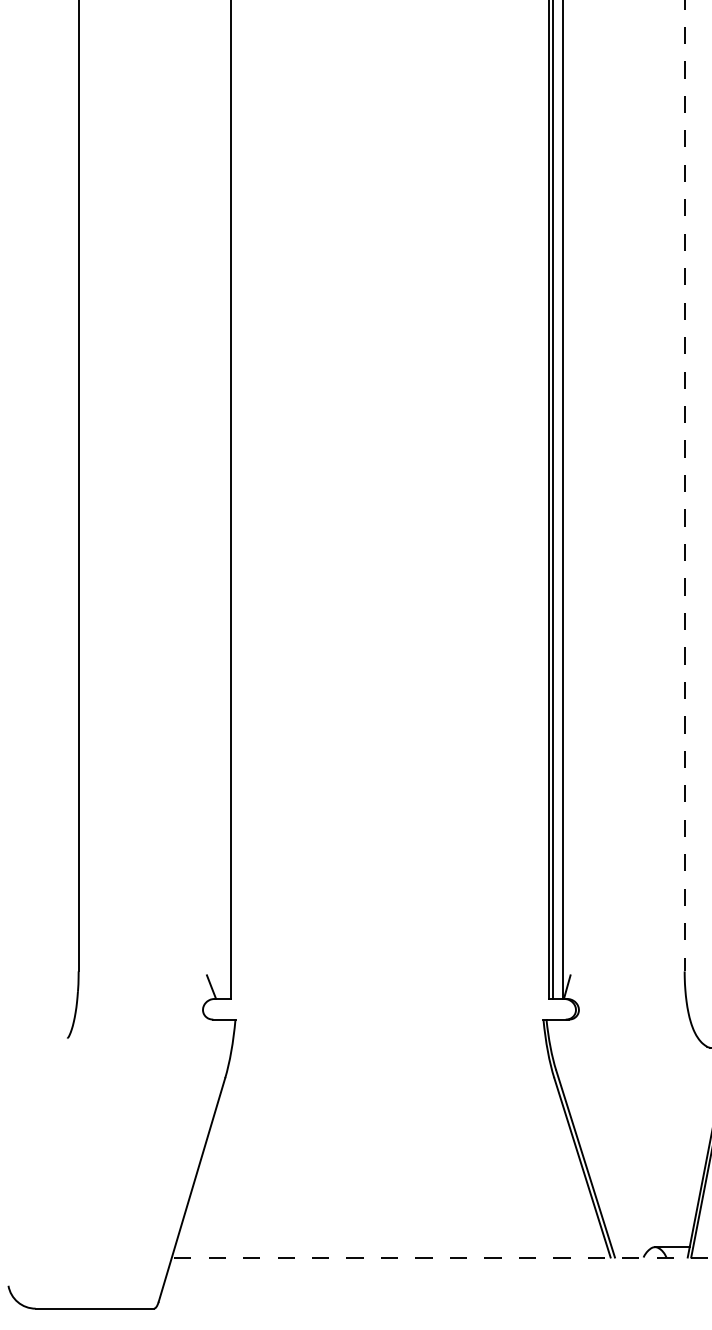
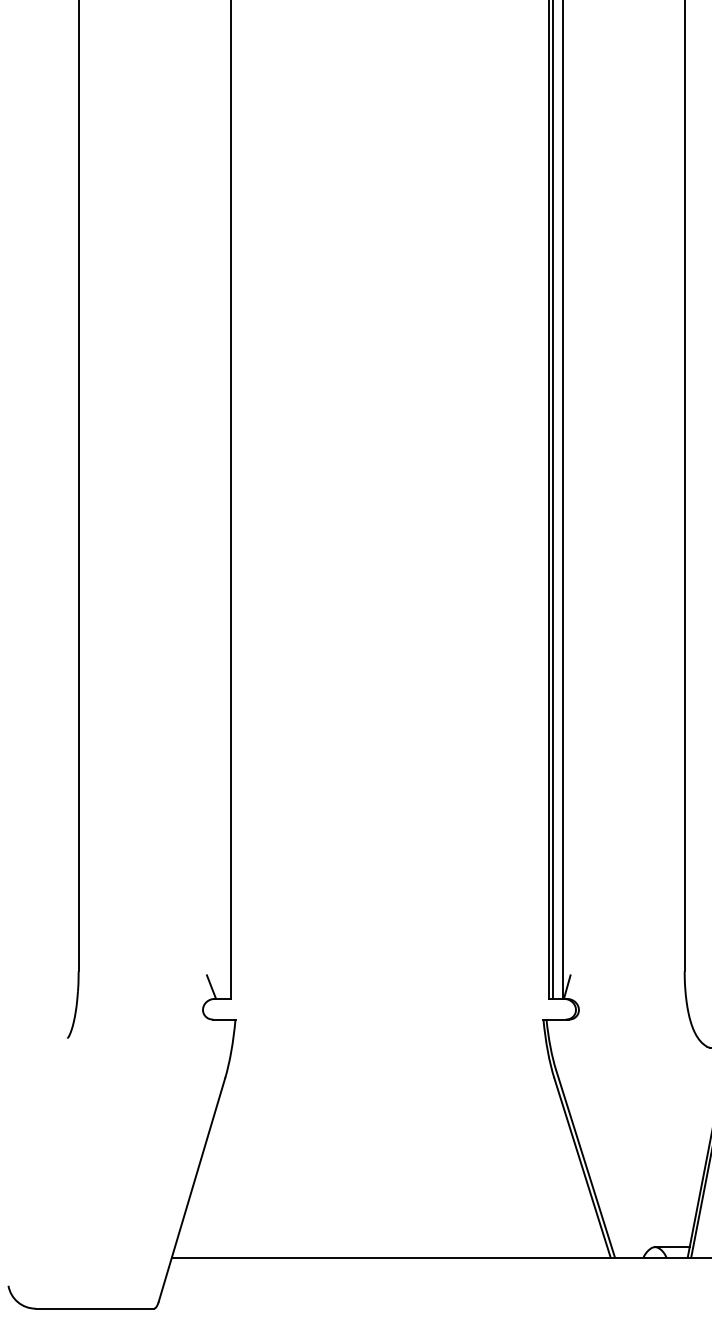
line: dashed -> solid (684, 486)
line: dashed -> solid (441, 1257)
